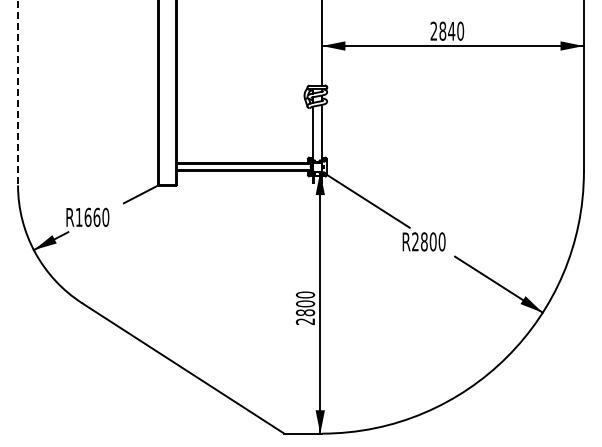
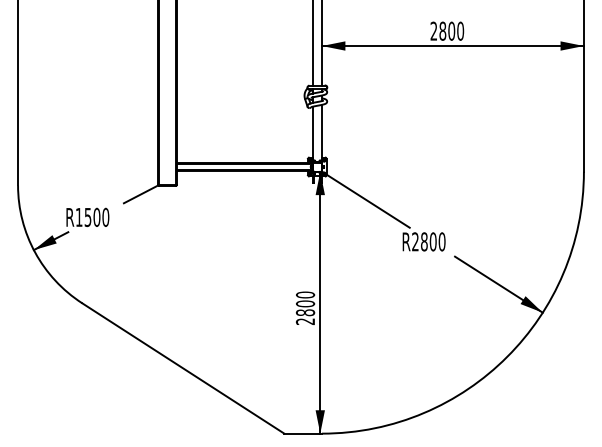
text: 2840 -> 2800 (451, 30)
line: none -> present (312, 44)
line: dashed -> solid (18, 93)
text: R1660 -> R1500 (92, 217)
